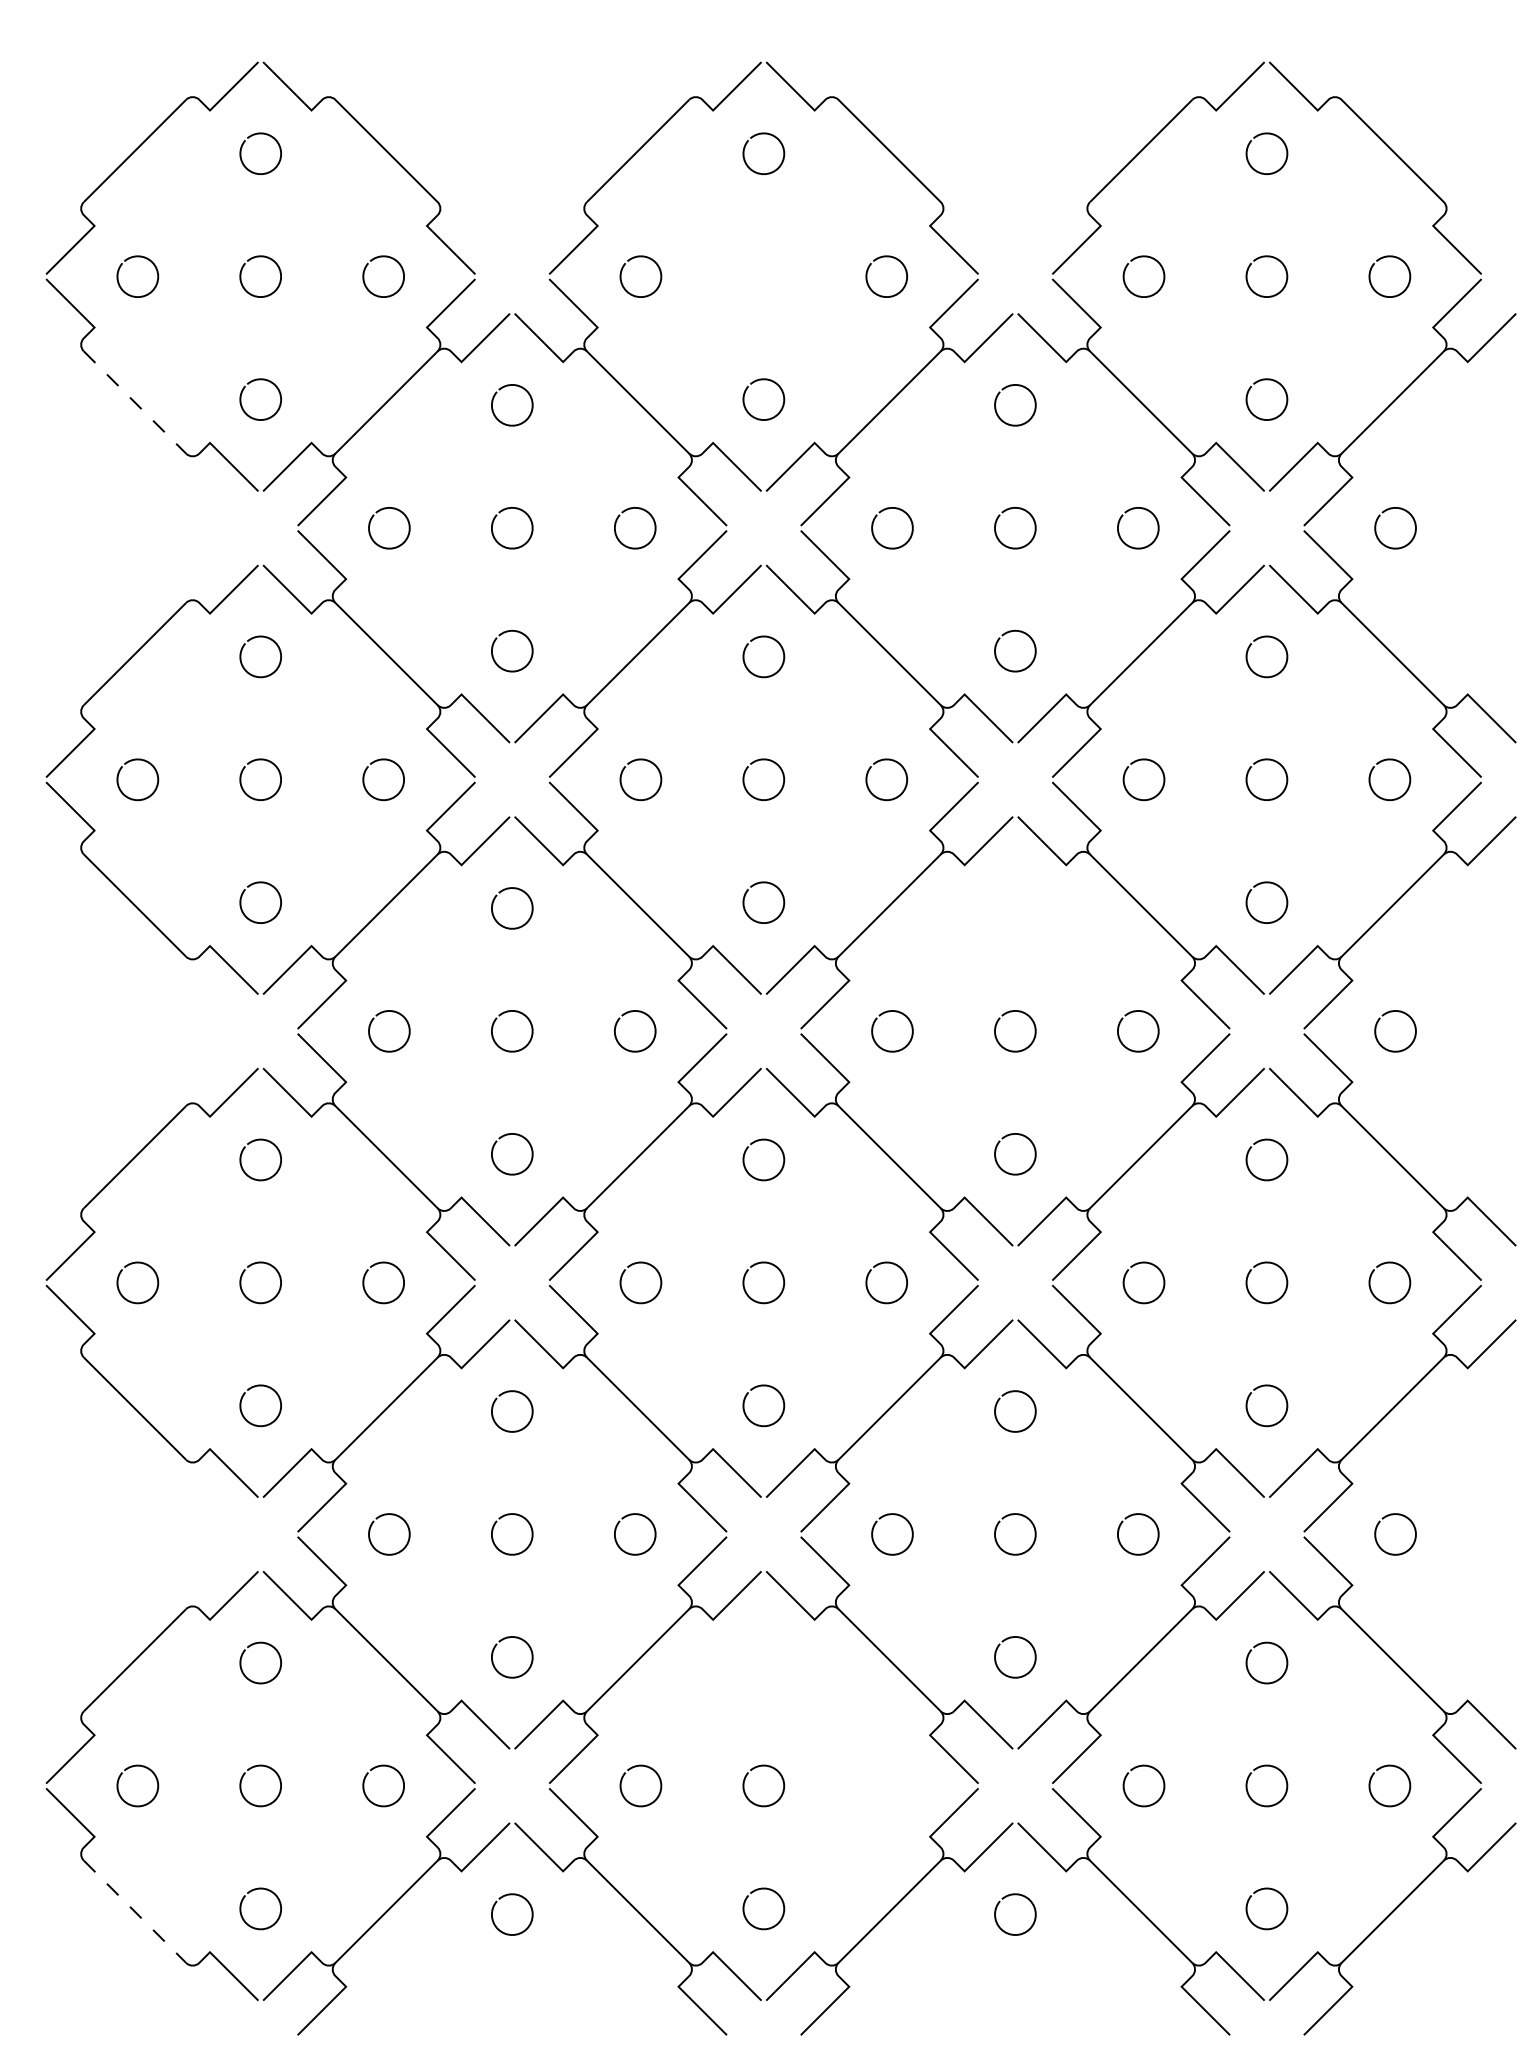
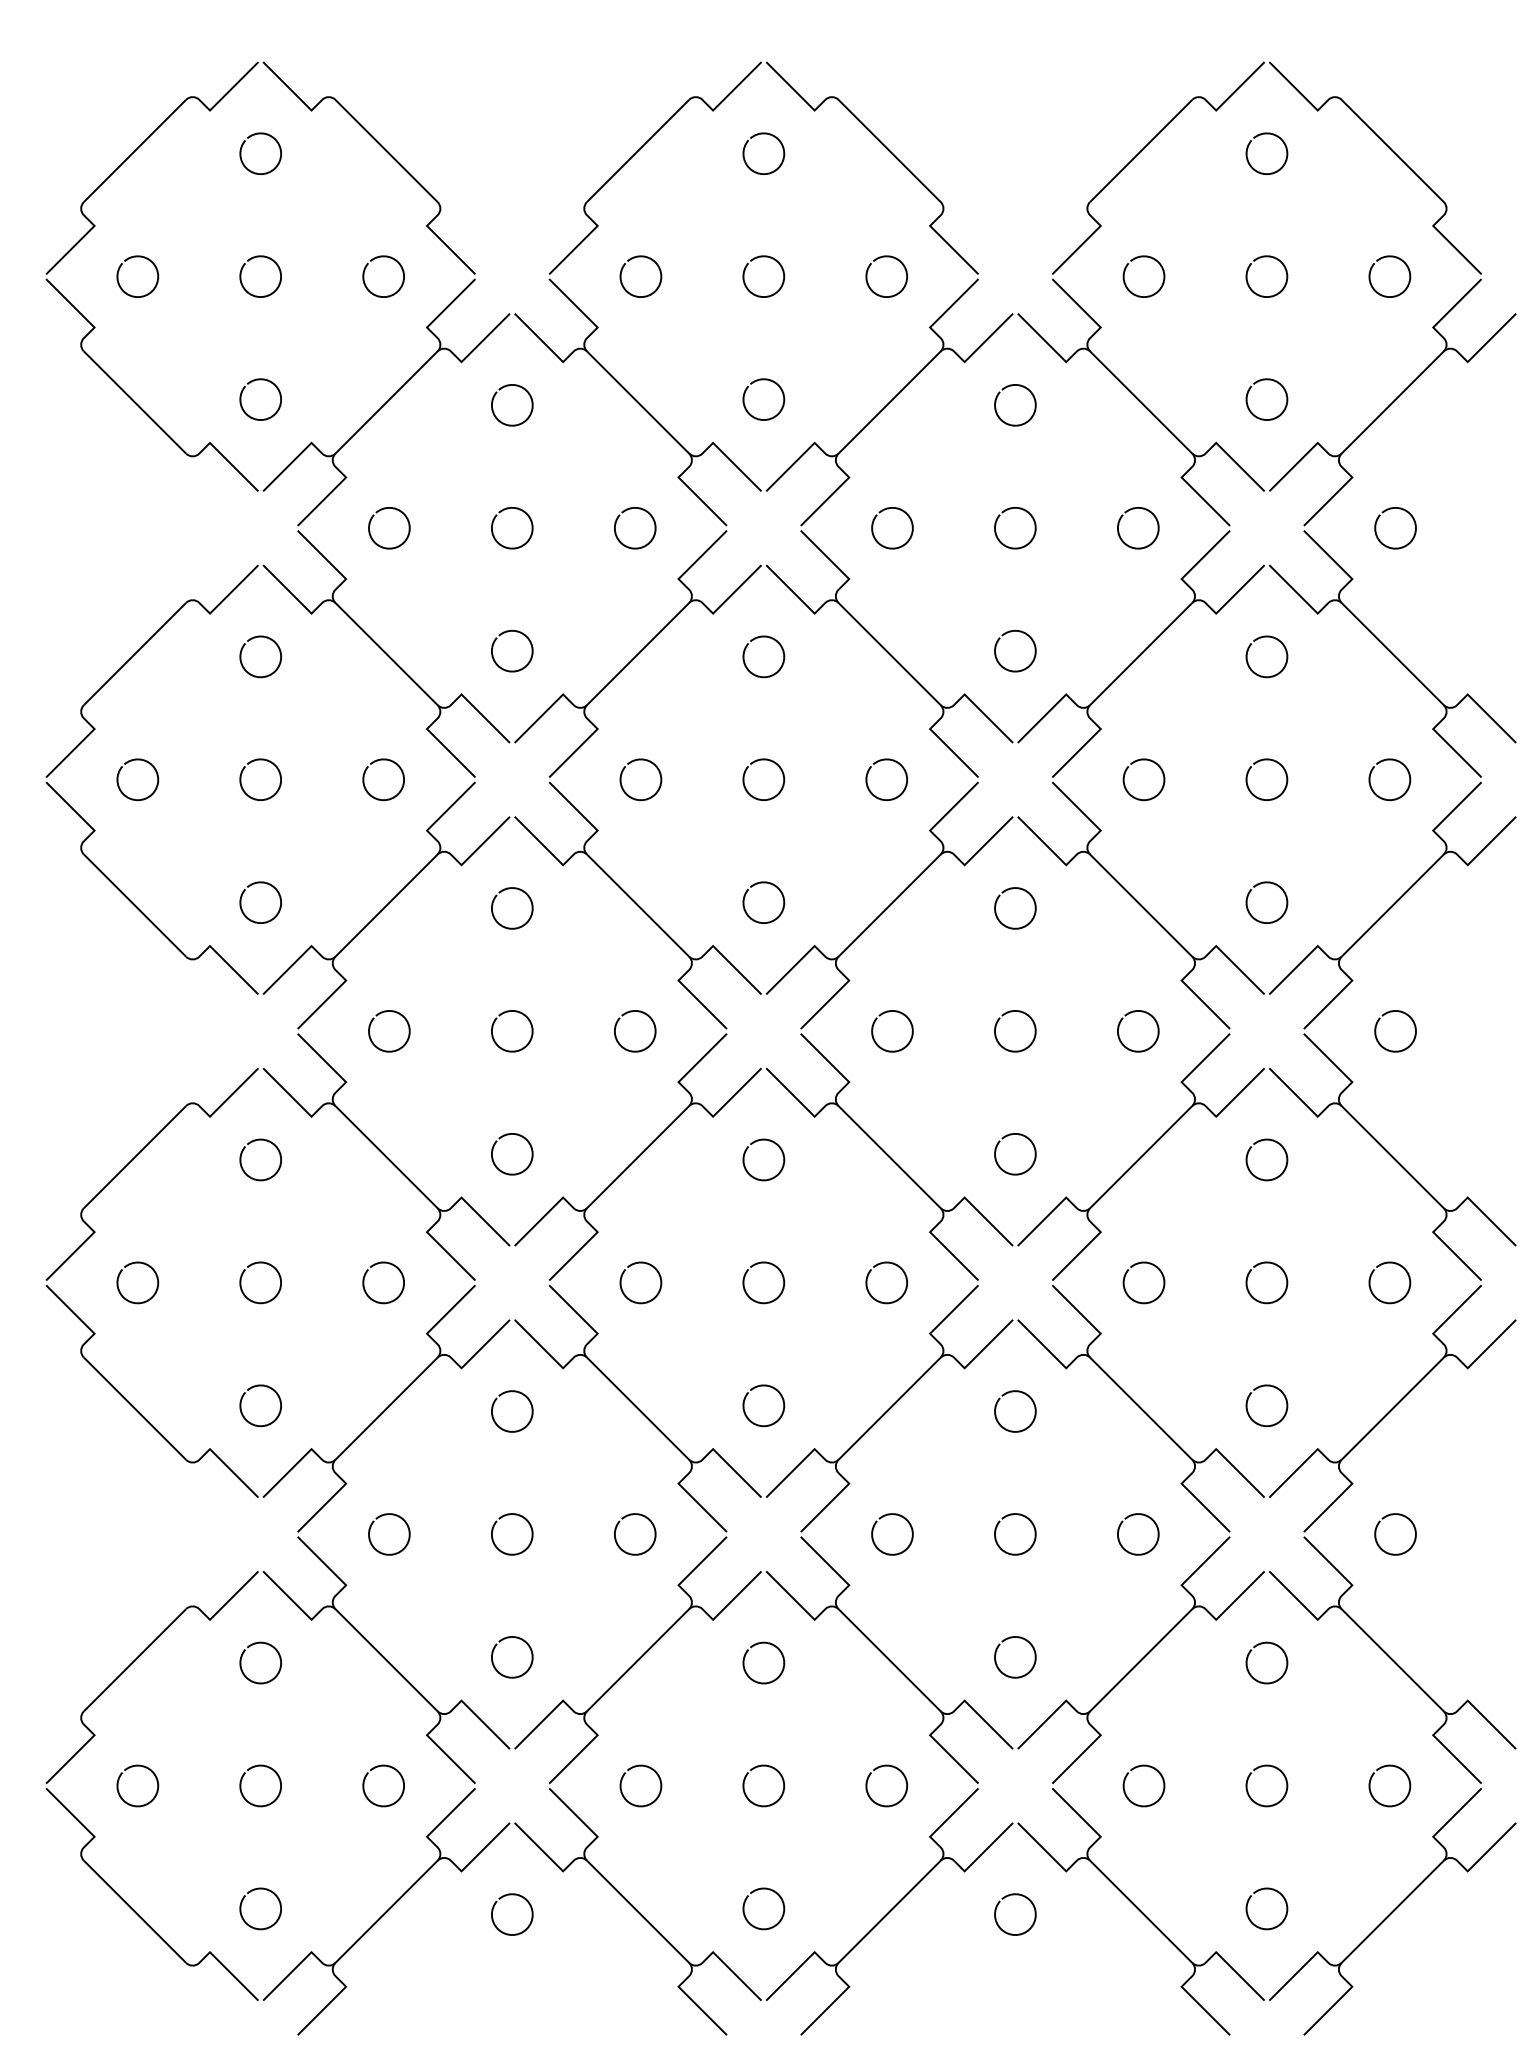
curve: none -> present (755, 259)
line: dashed -> solid (135, 402)
curve: none -> present (1033, 914)
curve: none -> present (754, 1646)
curve: none -> present (875, 1770)
line: dashed -> solid (135, 1912)
